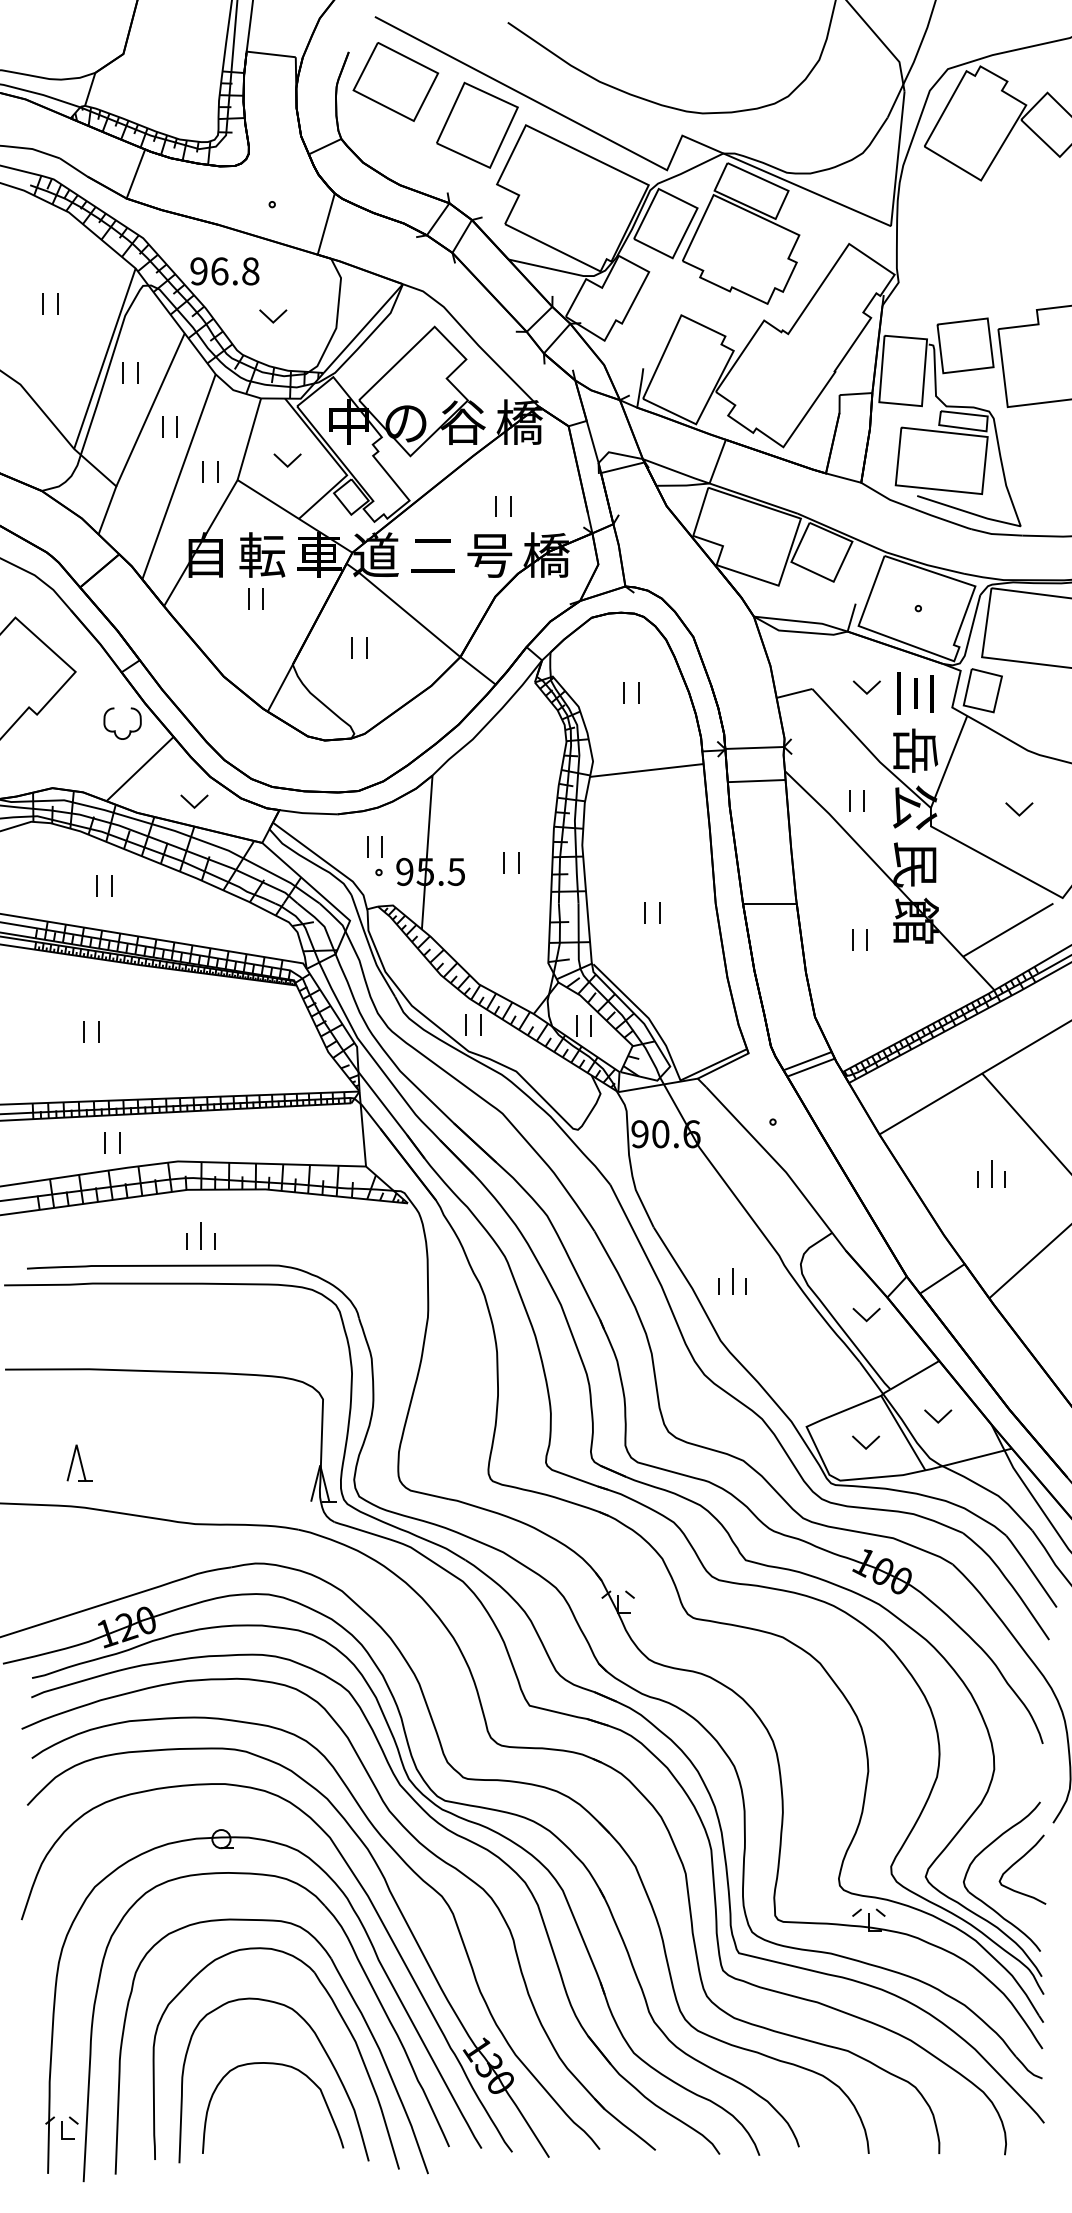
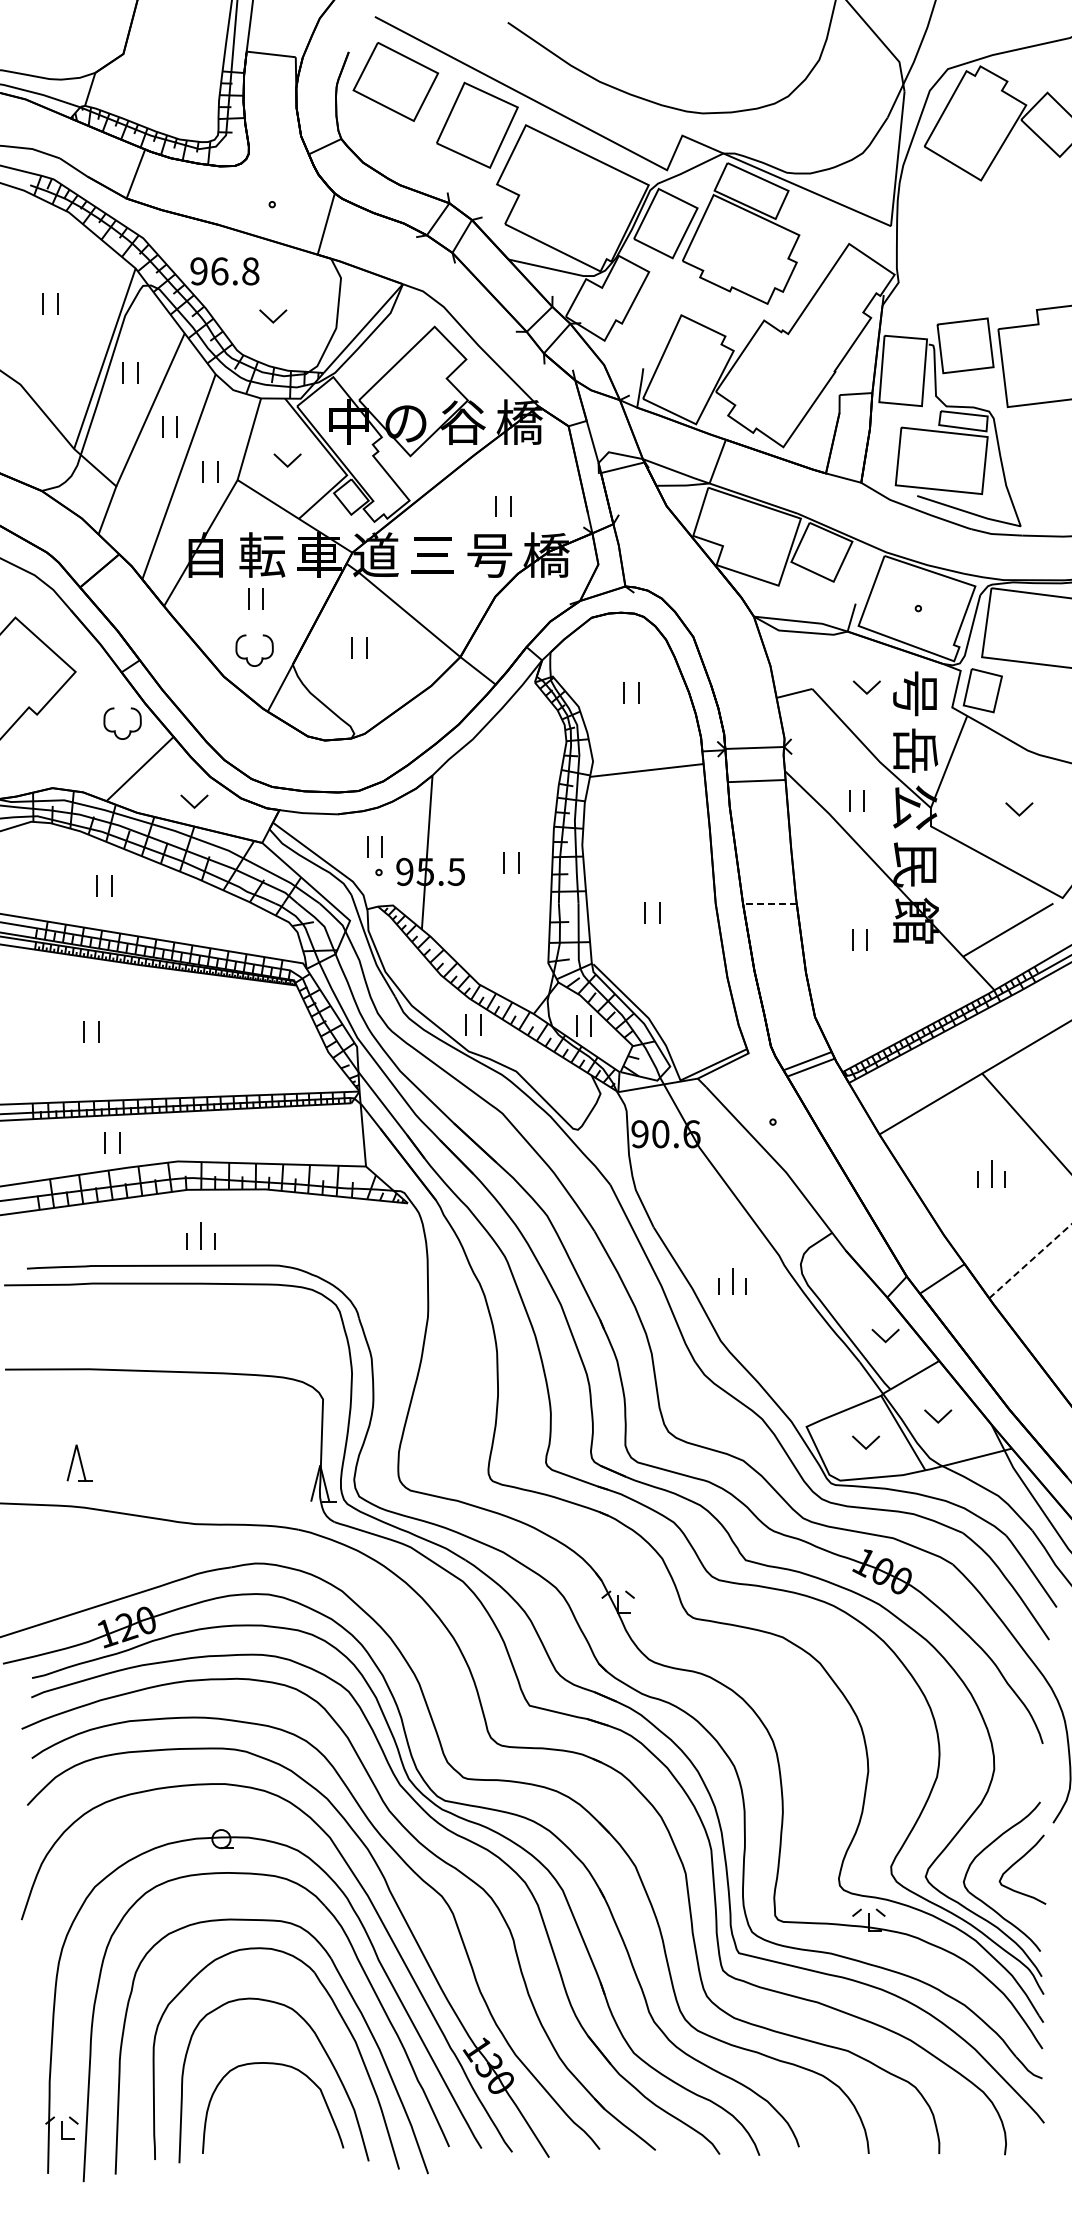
text: 二 -> 三 (432, 555)
part: none -> present (247, 657)
text: 三 -> 号 (914, 693)
line: solid -> dashed (769, 903)
line: solid -> dashed (1030, 1261)
part position: (866, 1314) -> (885, 1335) (885, 1335)
